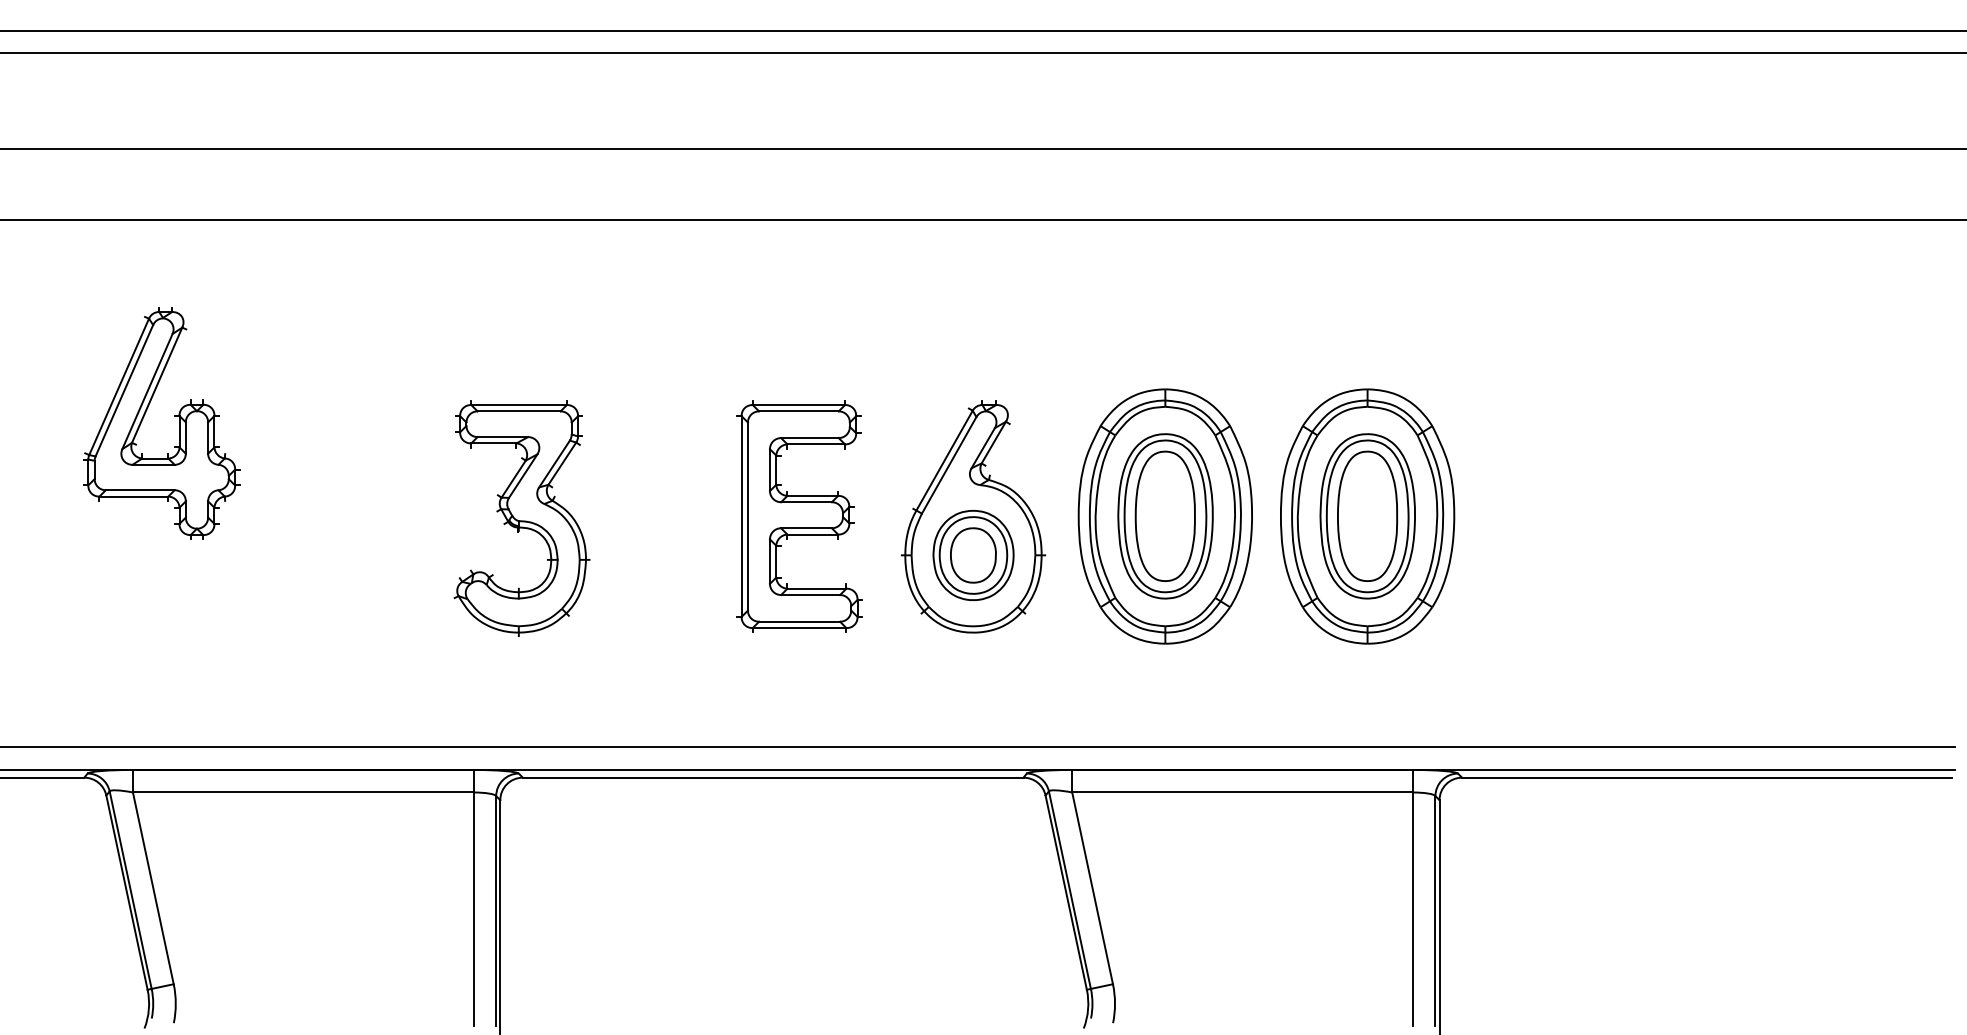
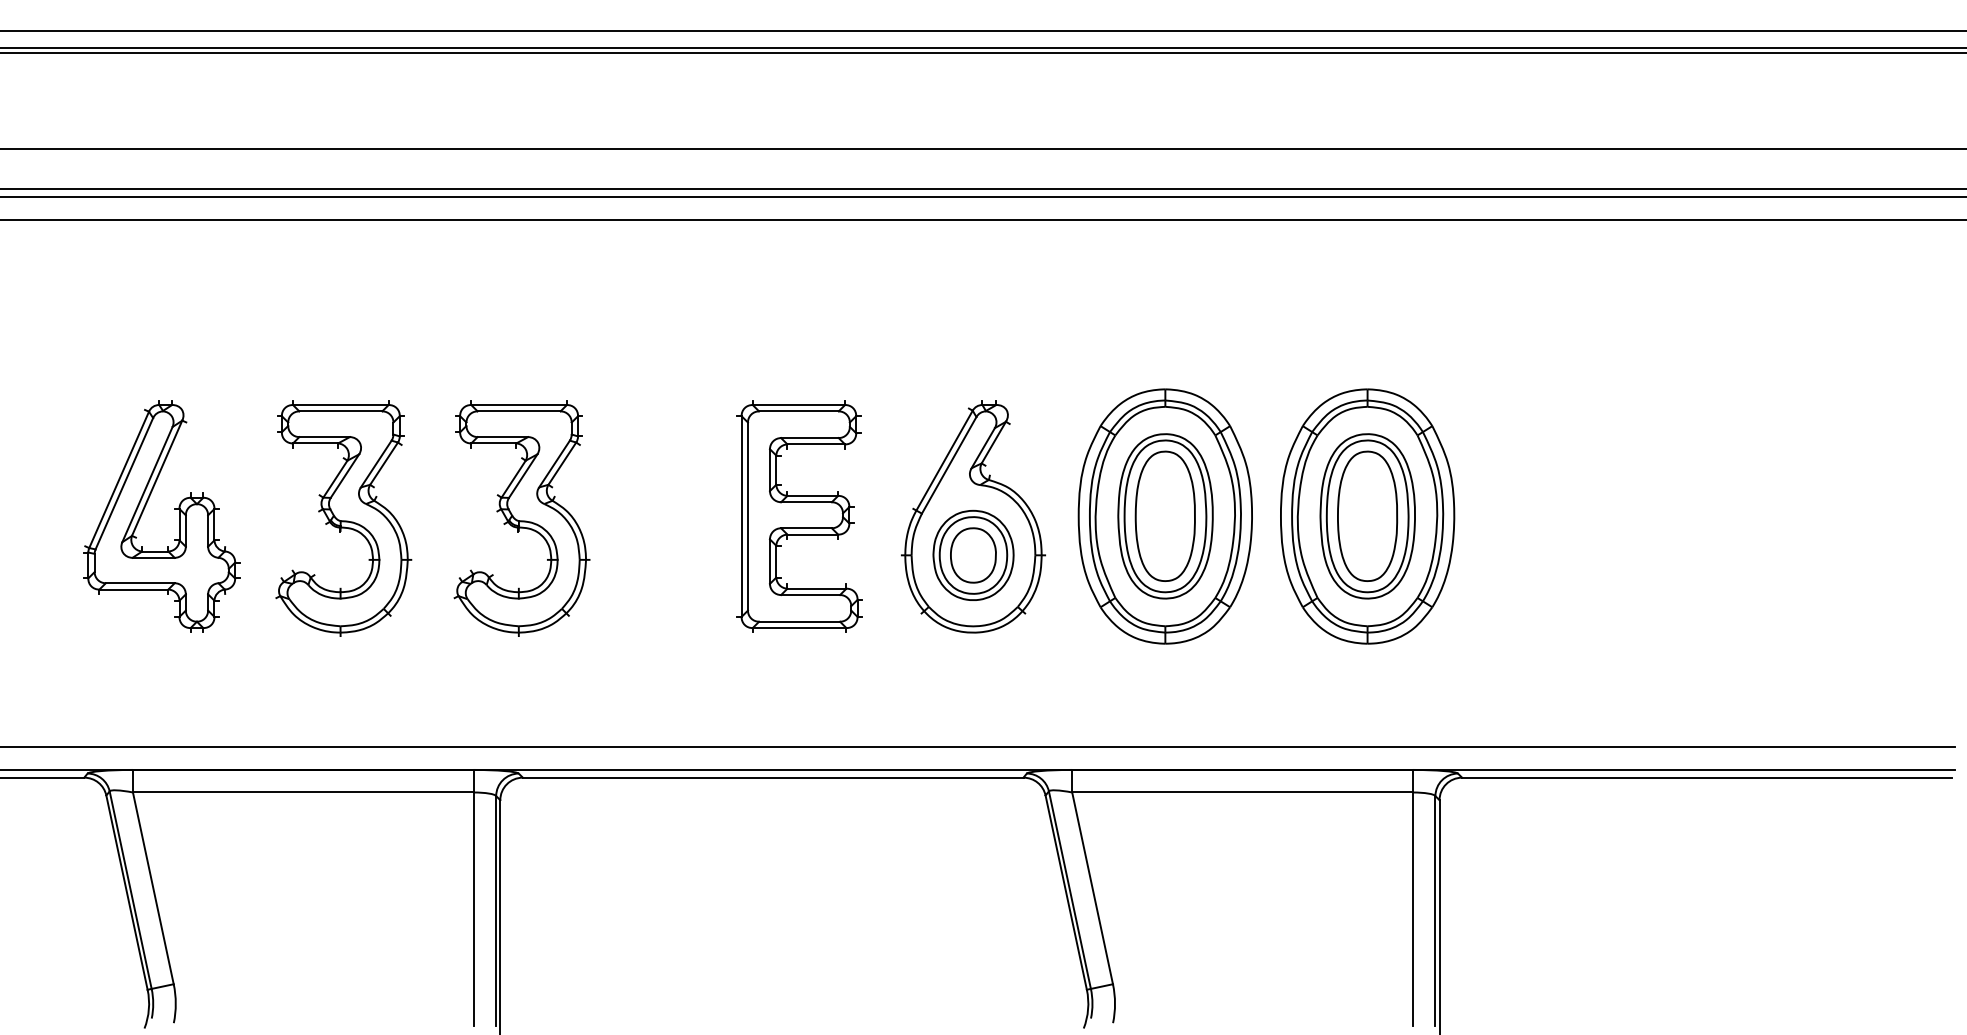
line: none -> present (982, 47)
line: none -> present (982, 189)
line: none -> present (982, 197)
part position: (174, 416) -> (174, 509) (174, 509)
part: none -> present (343, 518)
